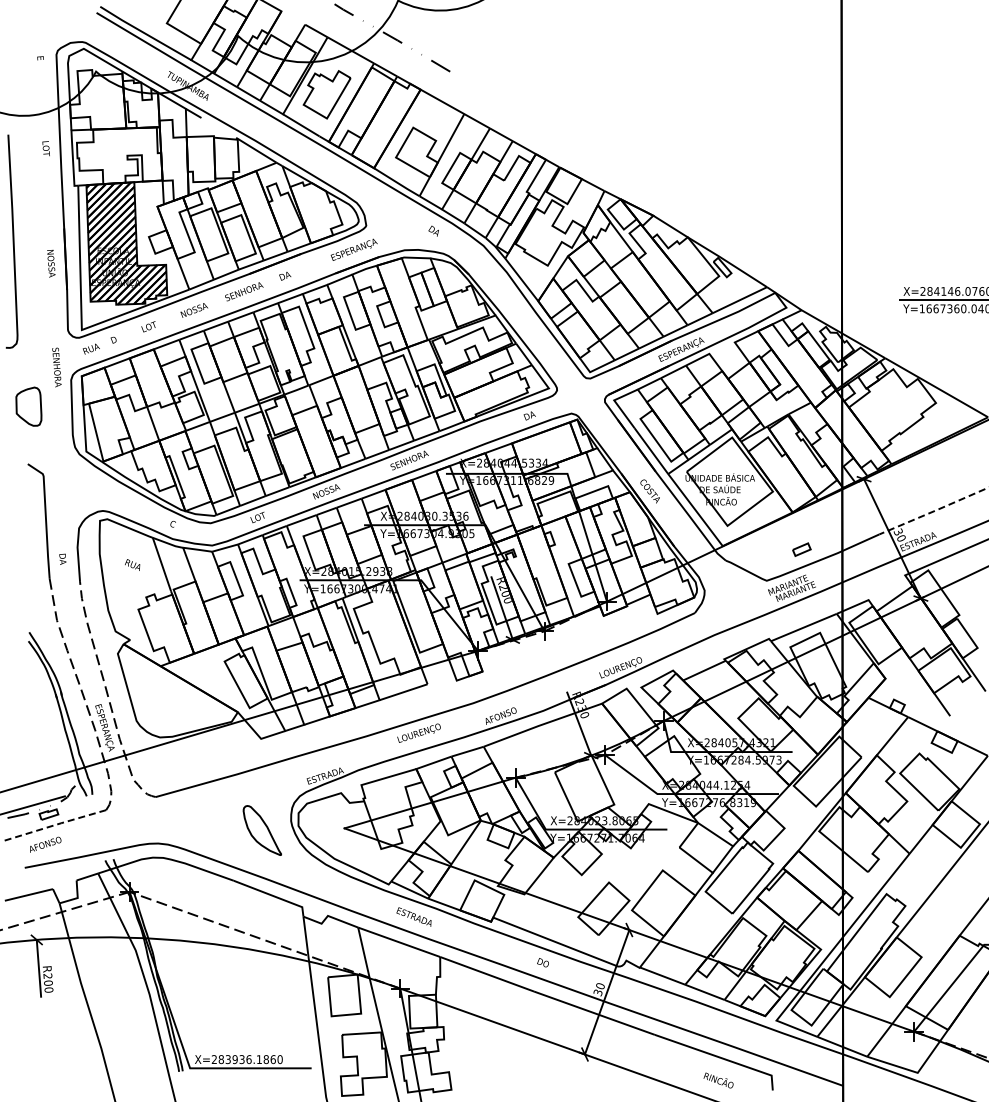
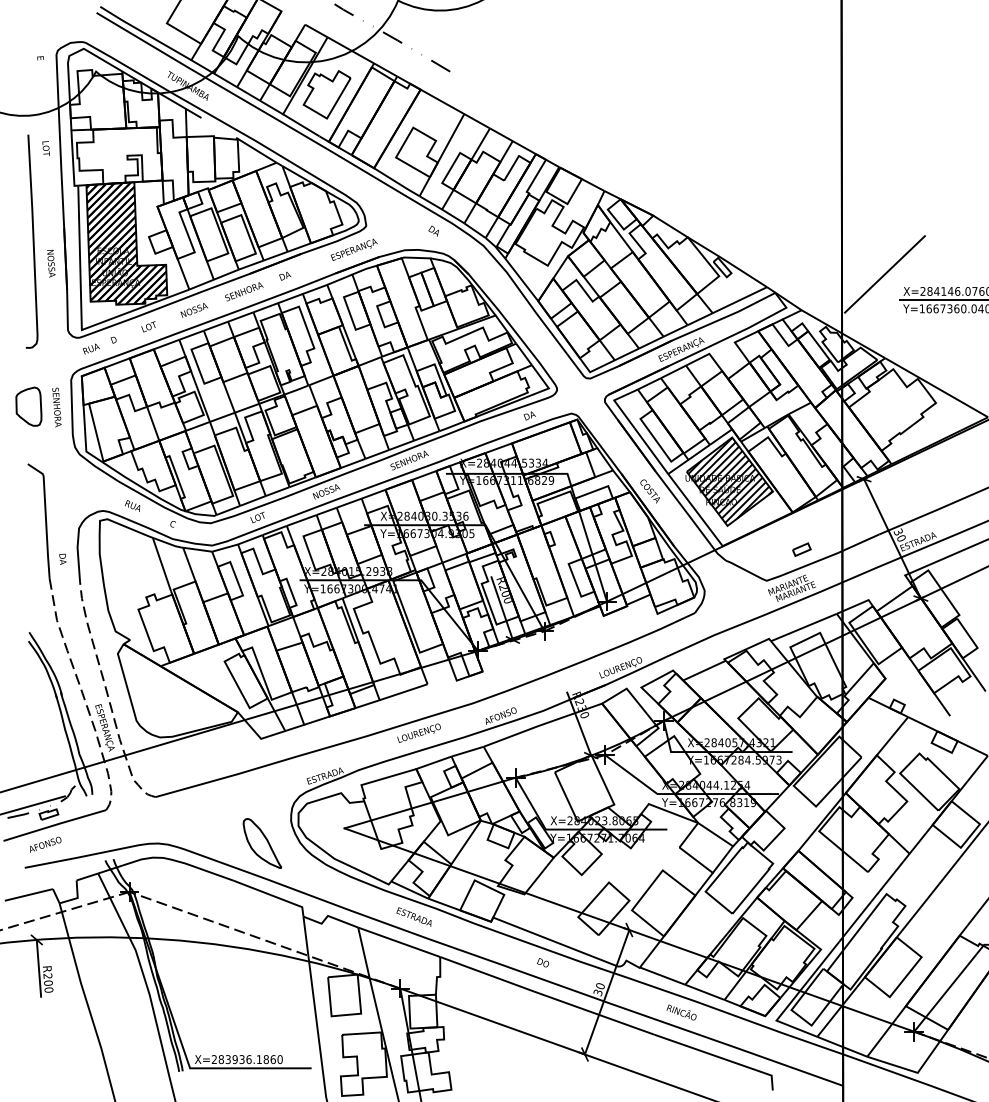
curve position: (12, 241) -> (32, 241) (32, 241)
line: none -> present (884, 274)
text position: (56, 367) -> (56, 407) (56, 407)
hatch: none -> present (730, 479)
line: dashed -> solid (934, 511)
text position: (132, 564) -> (132, 505) (132, 505)
line: dashed -> solid (54, 825)
part position: (261, 830) -> (261, 843) (261, 843)
text position: (718, 1080) -> (681, 1012) (681, 1012)
